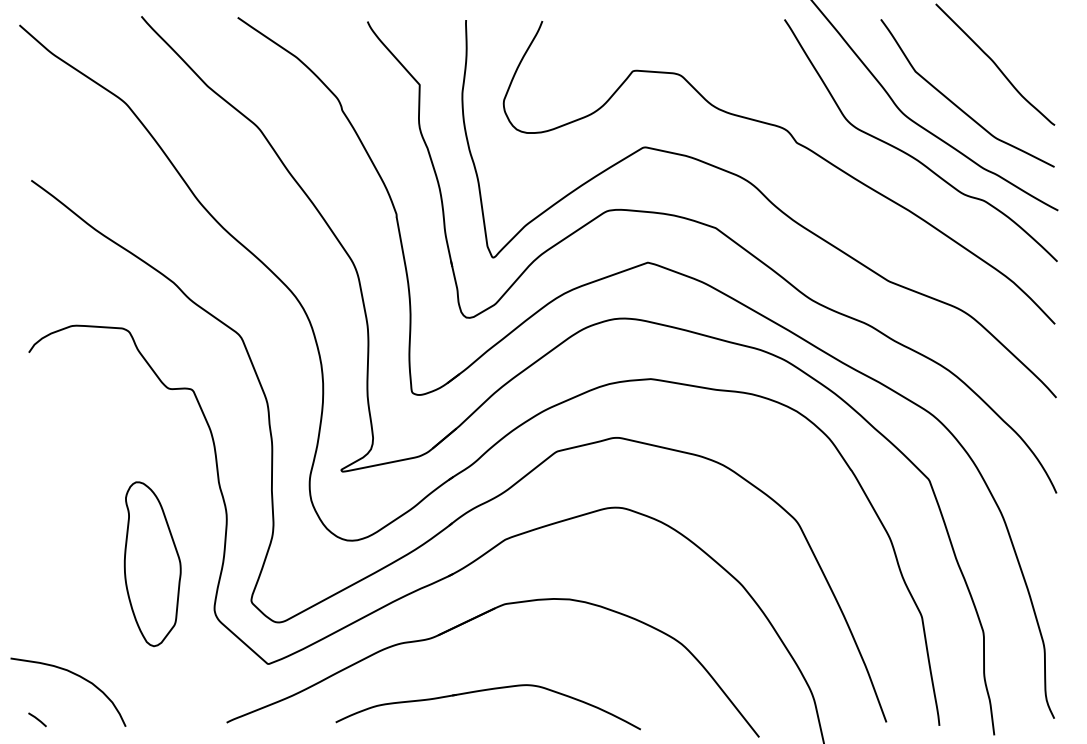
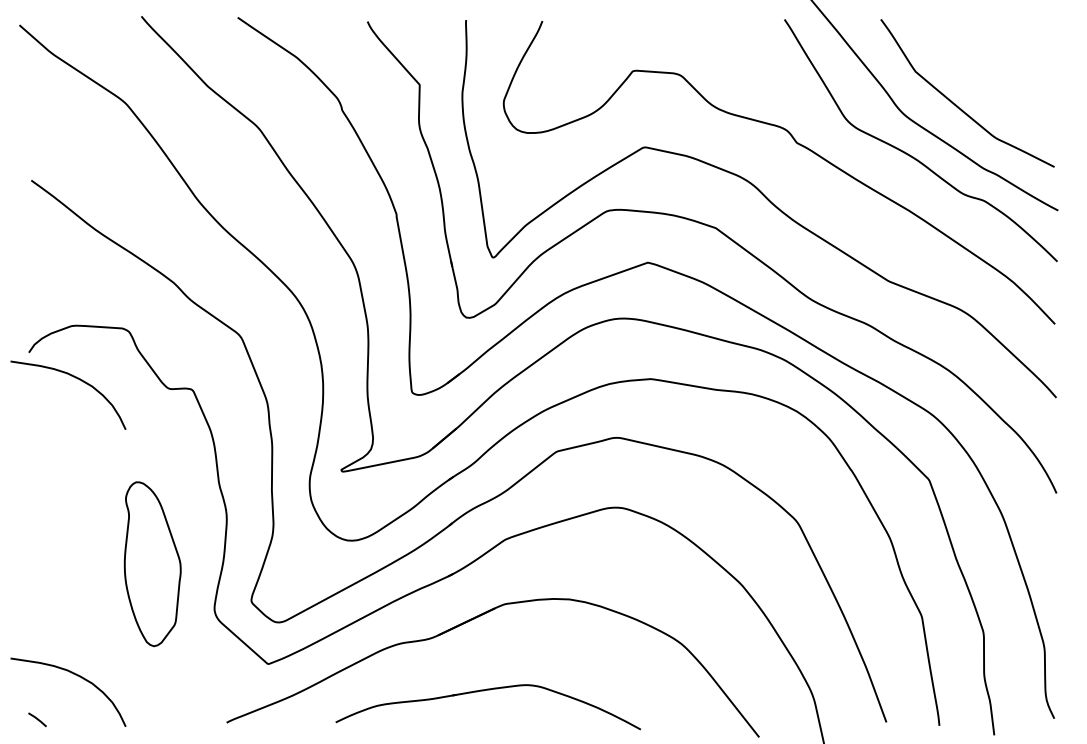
curve: present -> none (995, 64)
curve: none -> present (75, 378)
